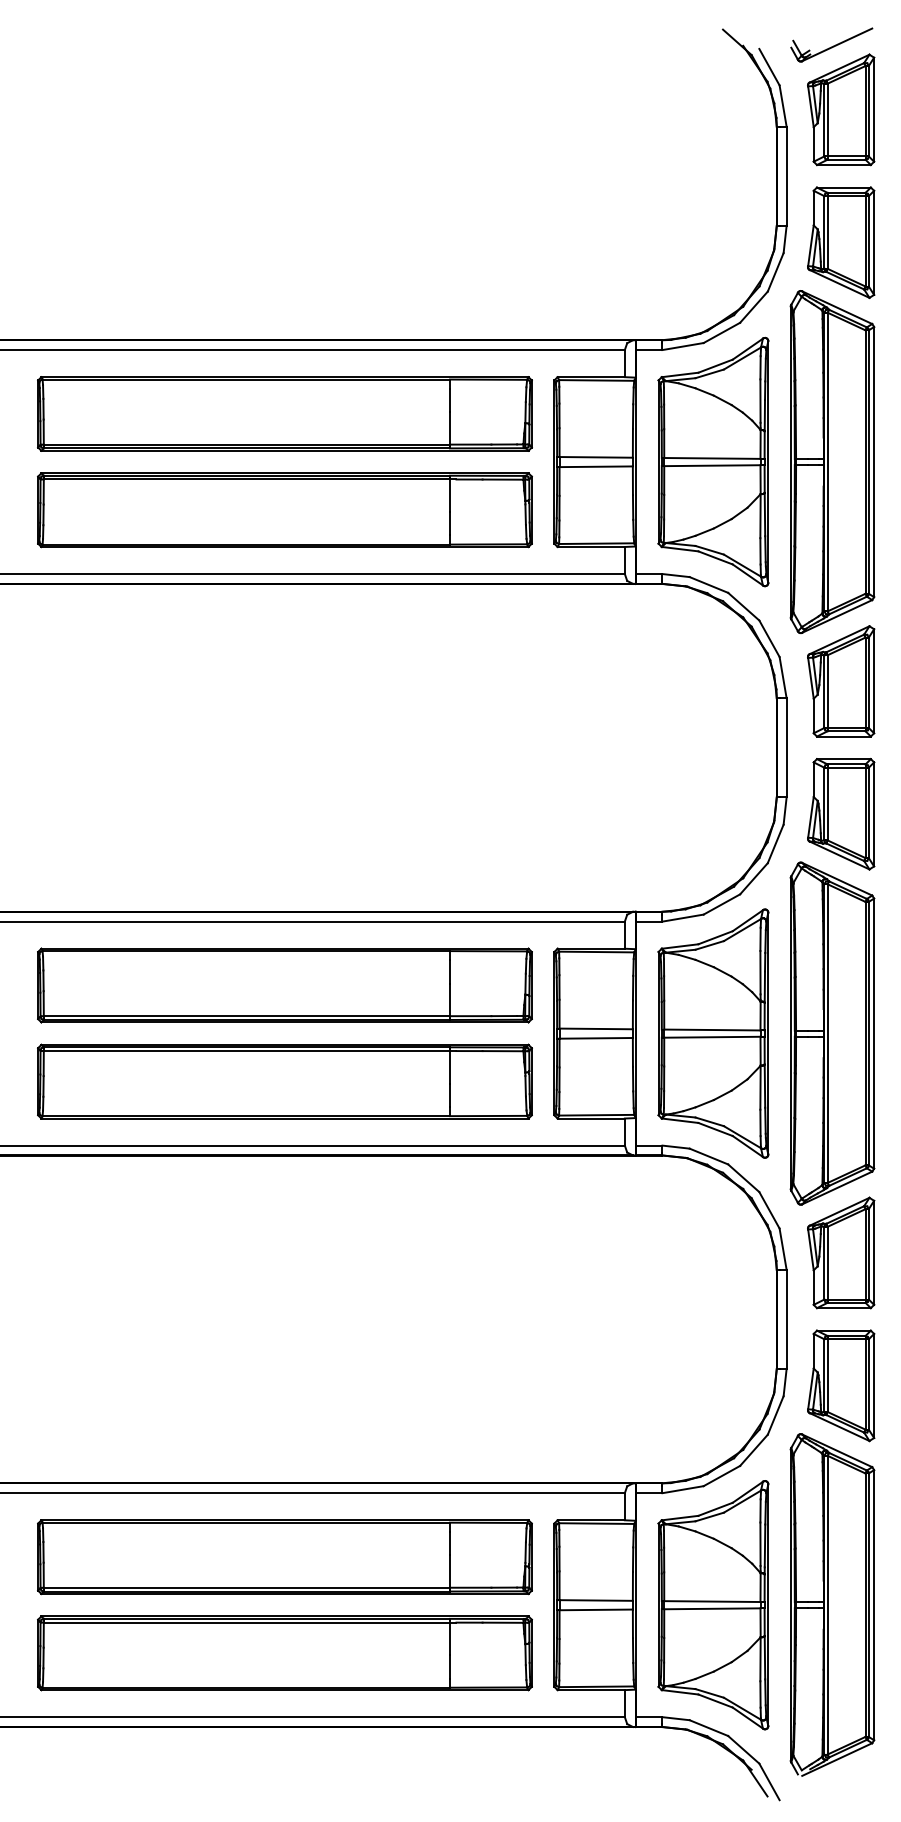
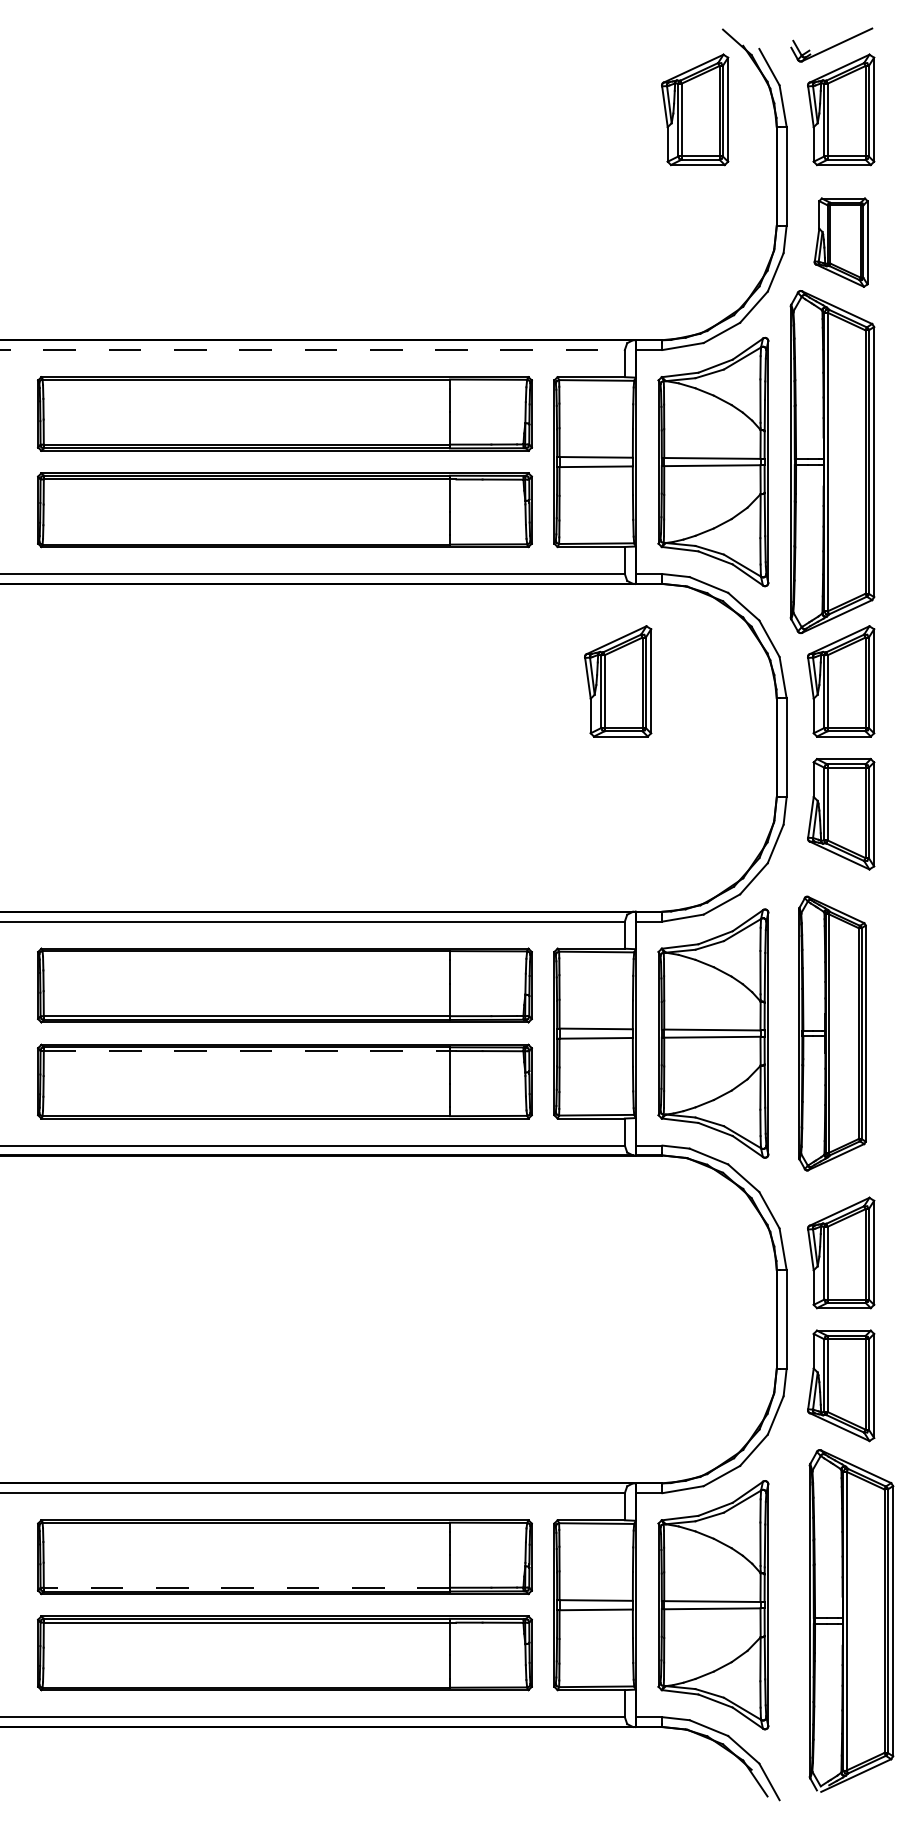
part: none -> present (695, 109)
part size: 69x113 px -> 56x91 px (840, 242)
line: solid -> dashed (313, 350)
part: none -> present (618, 681)
part size: 87x345 px -> 69x277 px (832, 1033)
line: solid -> dashed (247, 1051)
line: solid -> dashed (246, 1587)
part position: (832, 1604) -> (851, 1620) (851, 1620)
